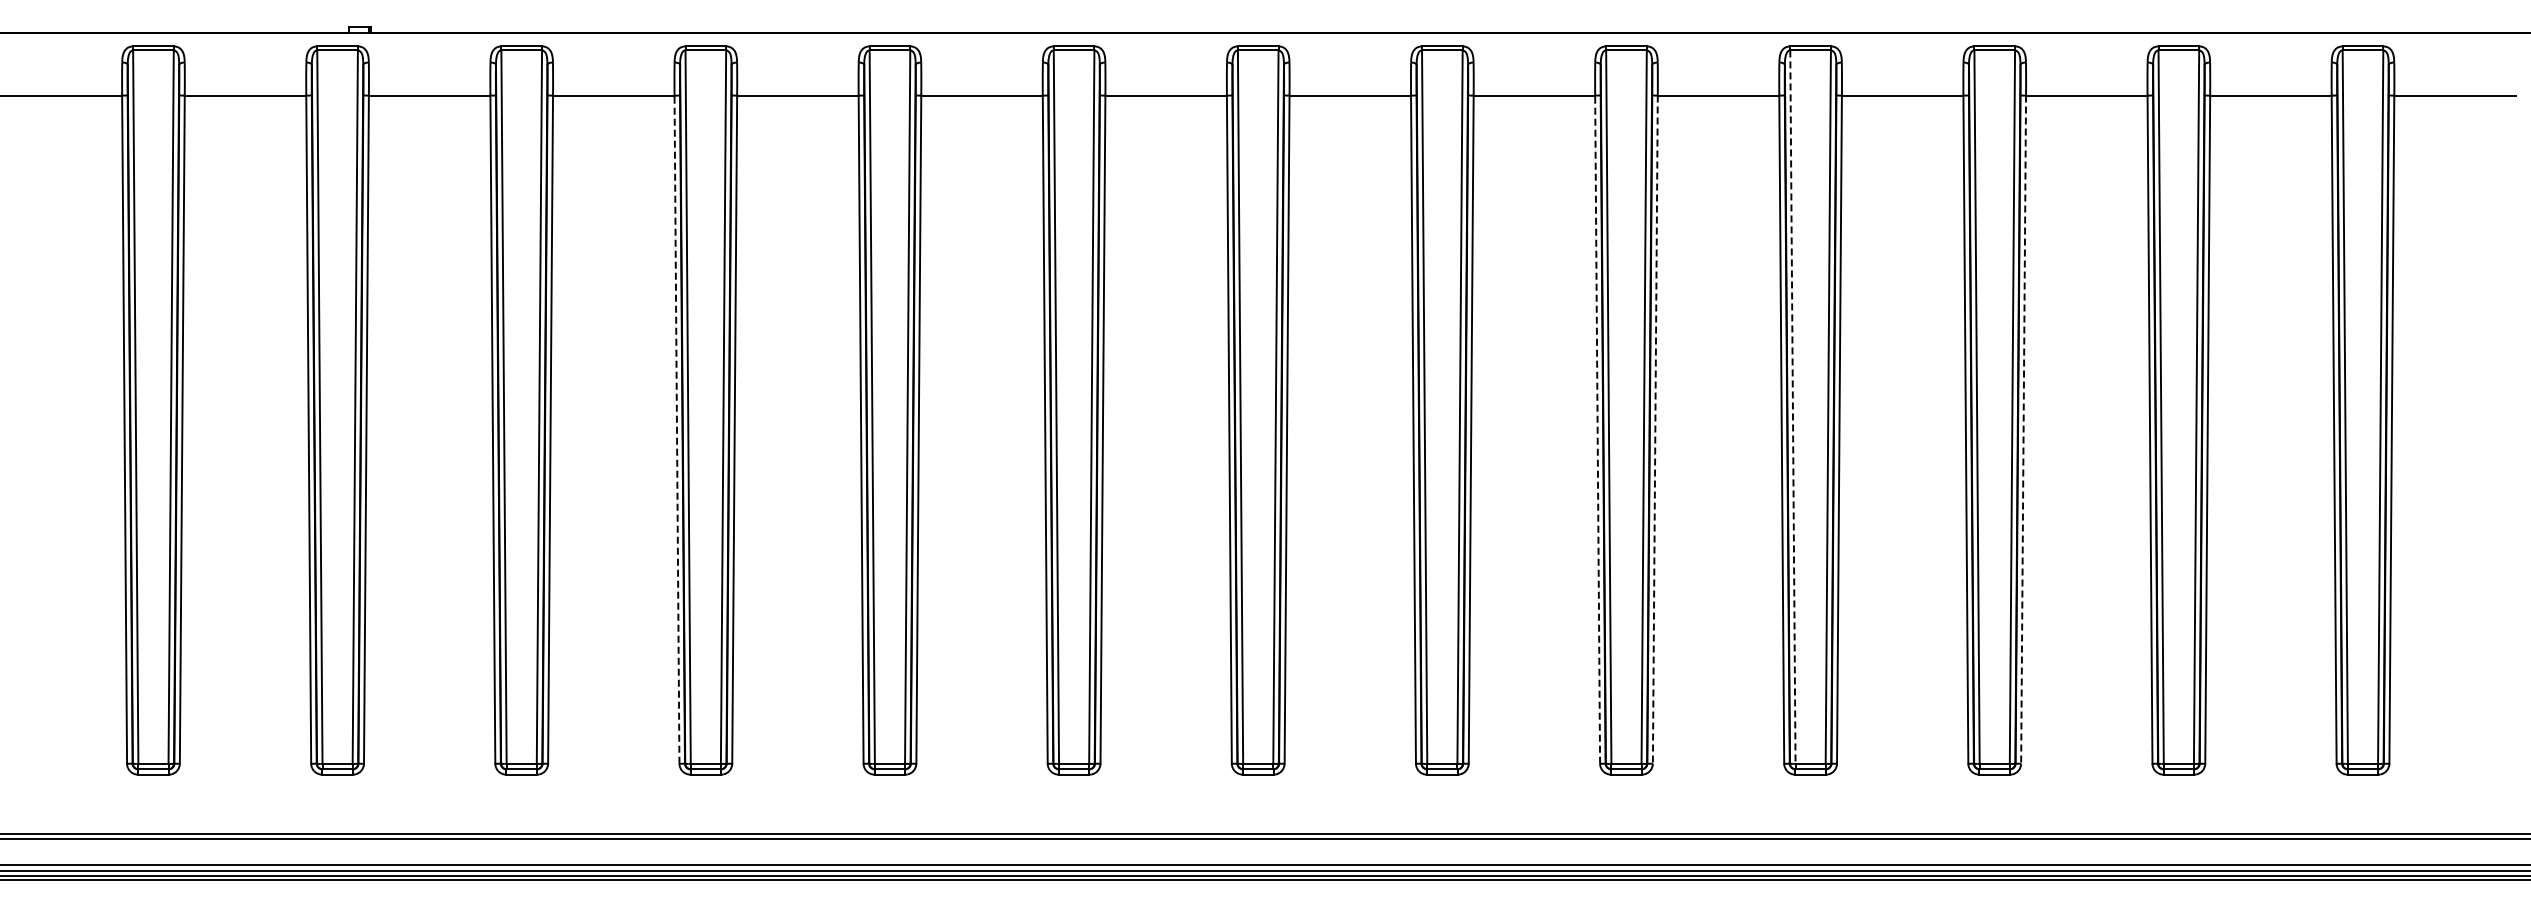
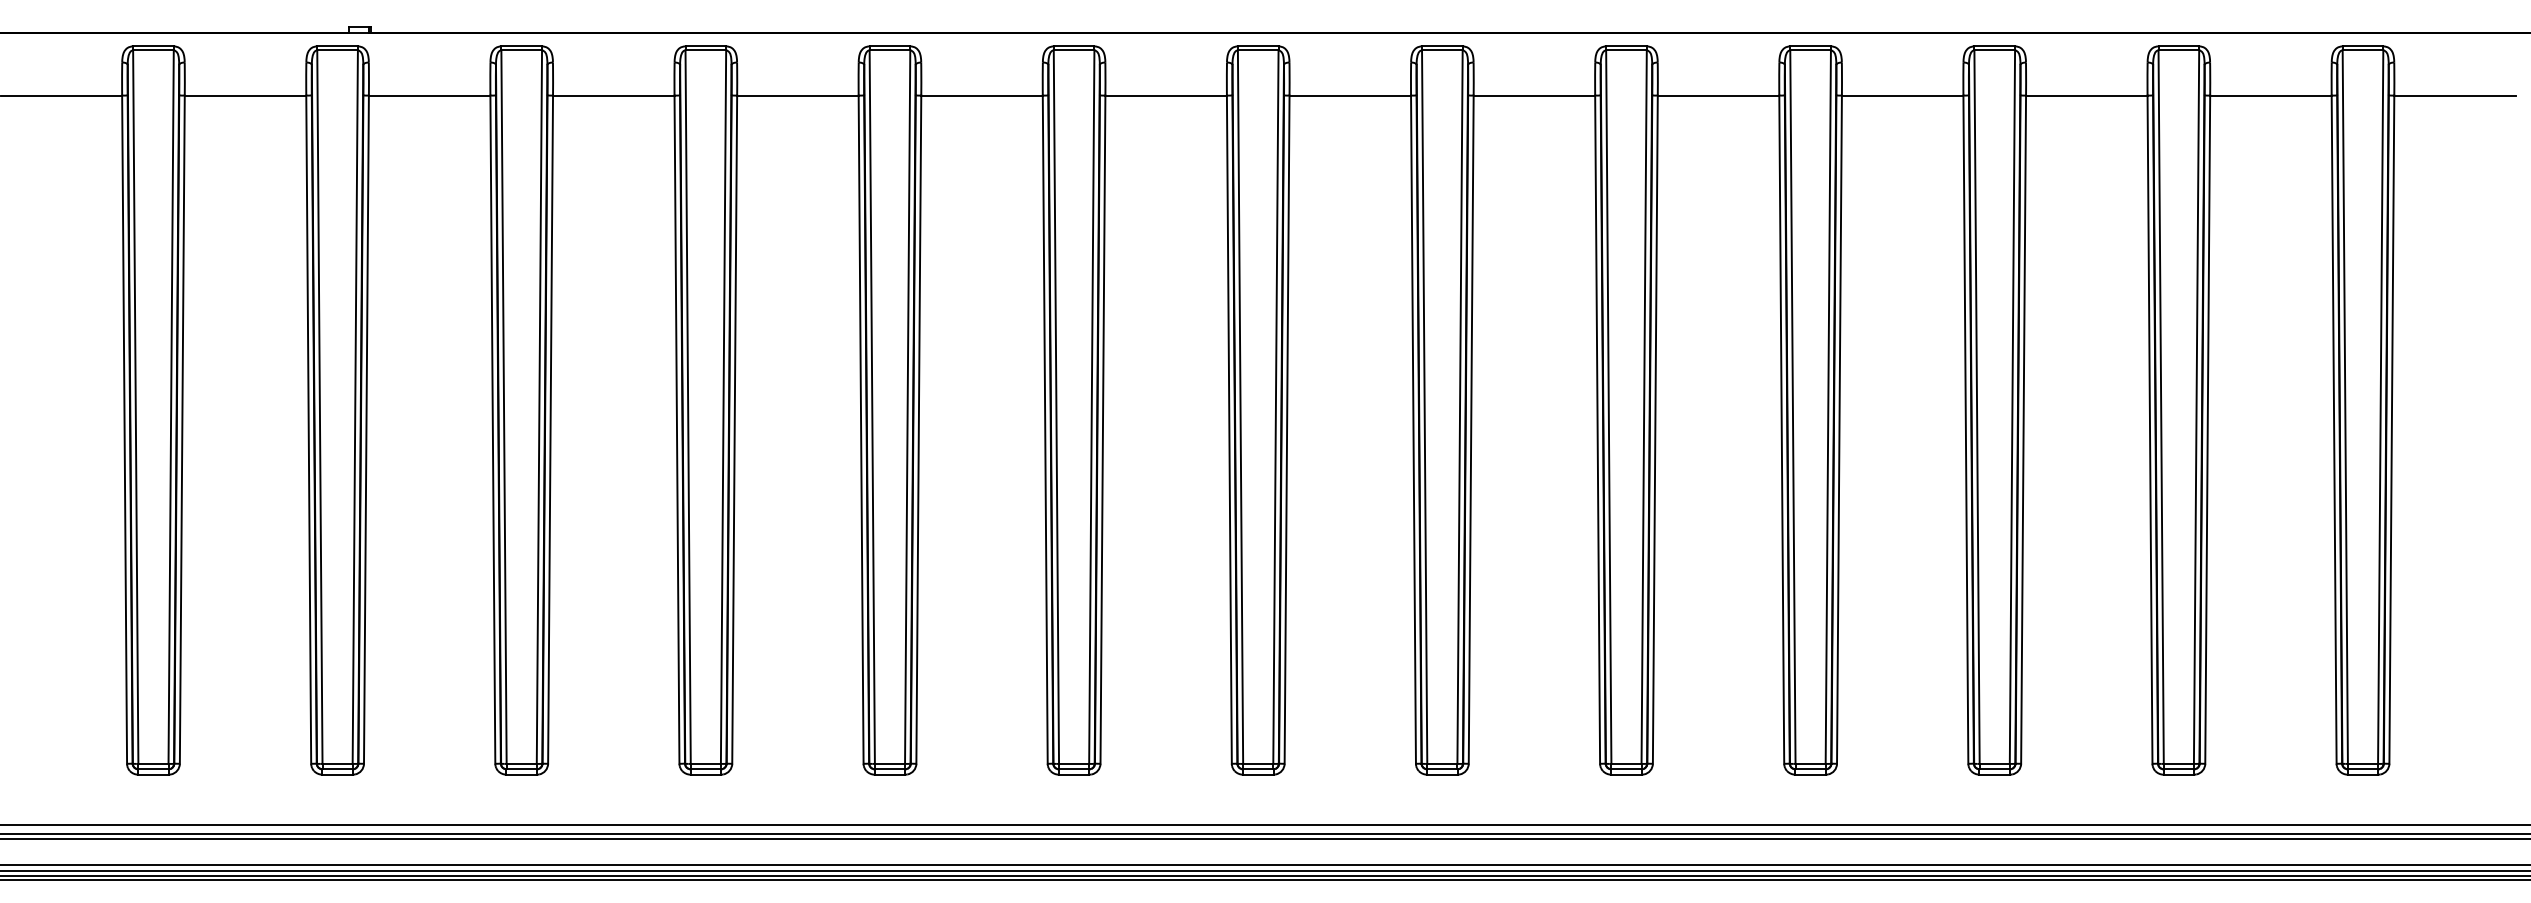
line: dashed -> solid (1792, 407)
line: dashed -> solid (676, 429)
line: dashed -> solid (1597, 429)
line: dashed -> solid (1655, 430)
line: dashed -> solid (2023, 430)
line: none -> present (1264, 824)
